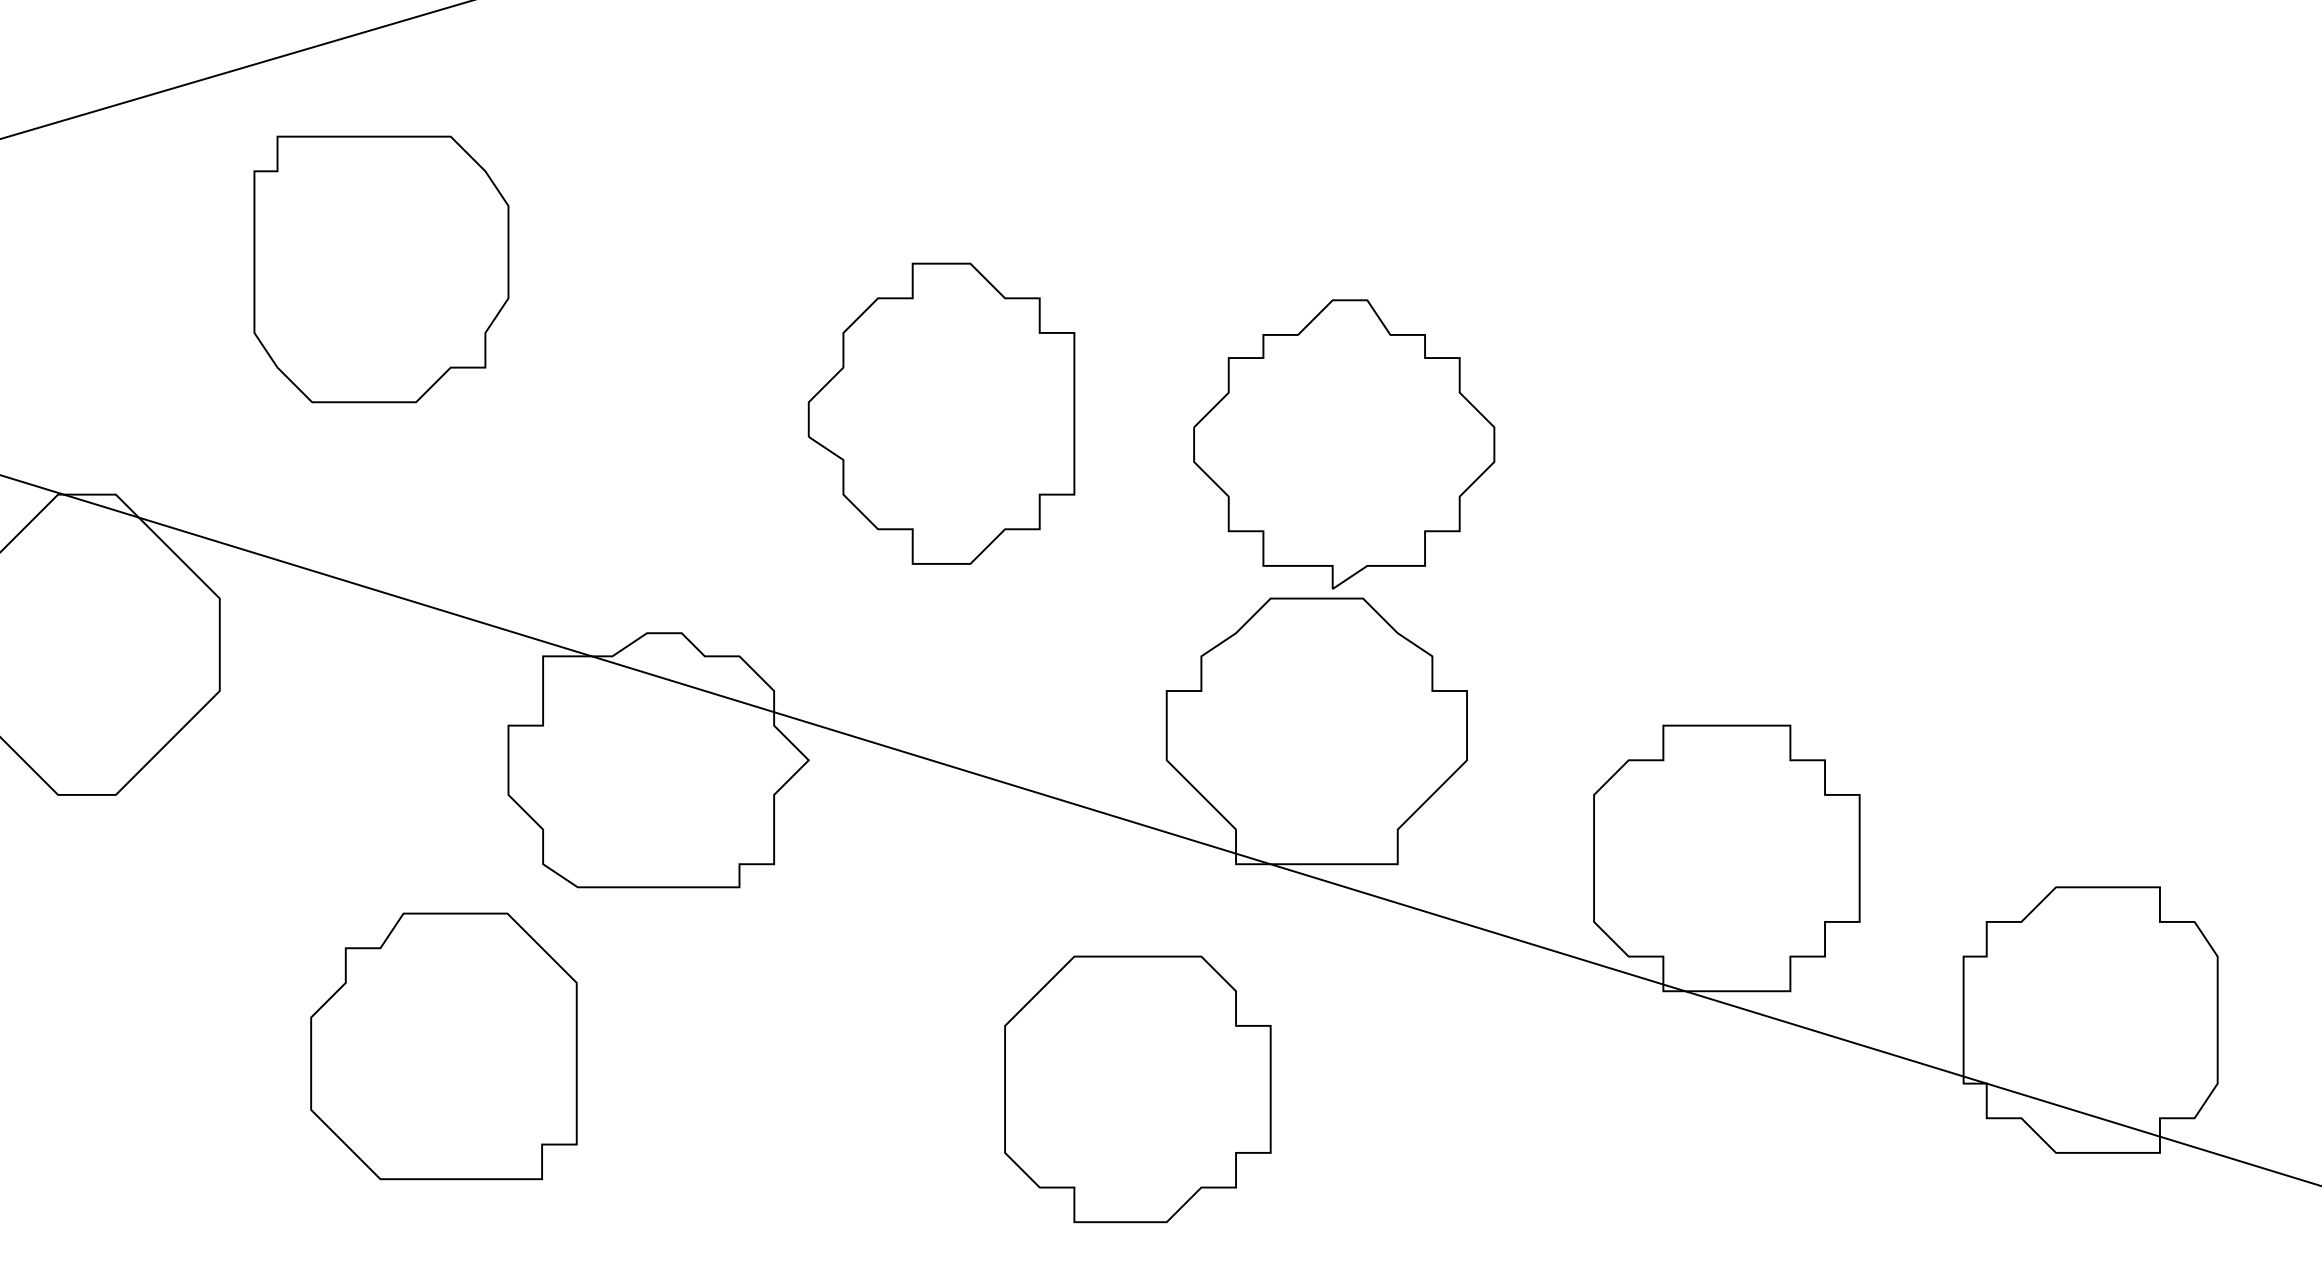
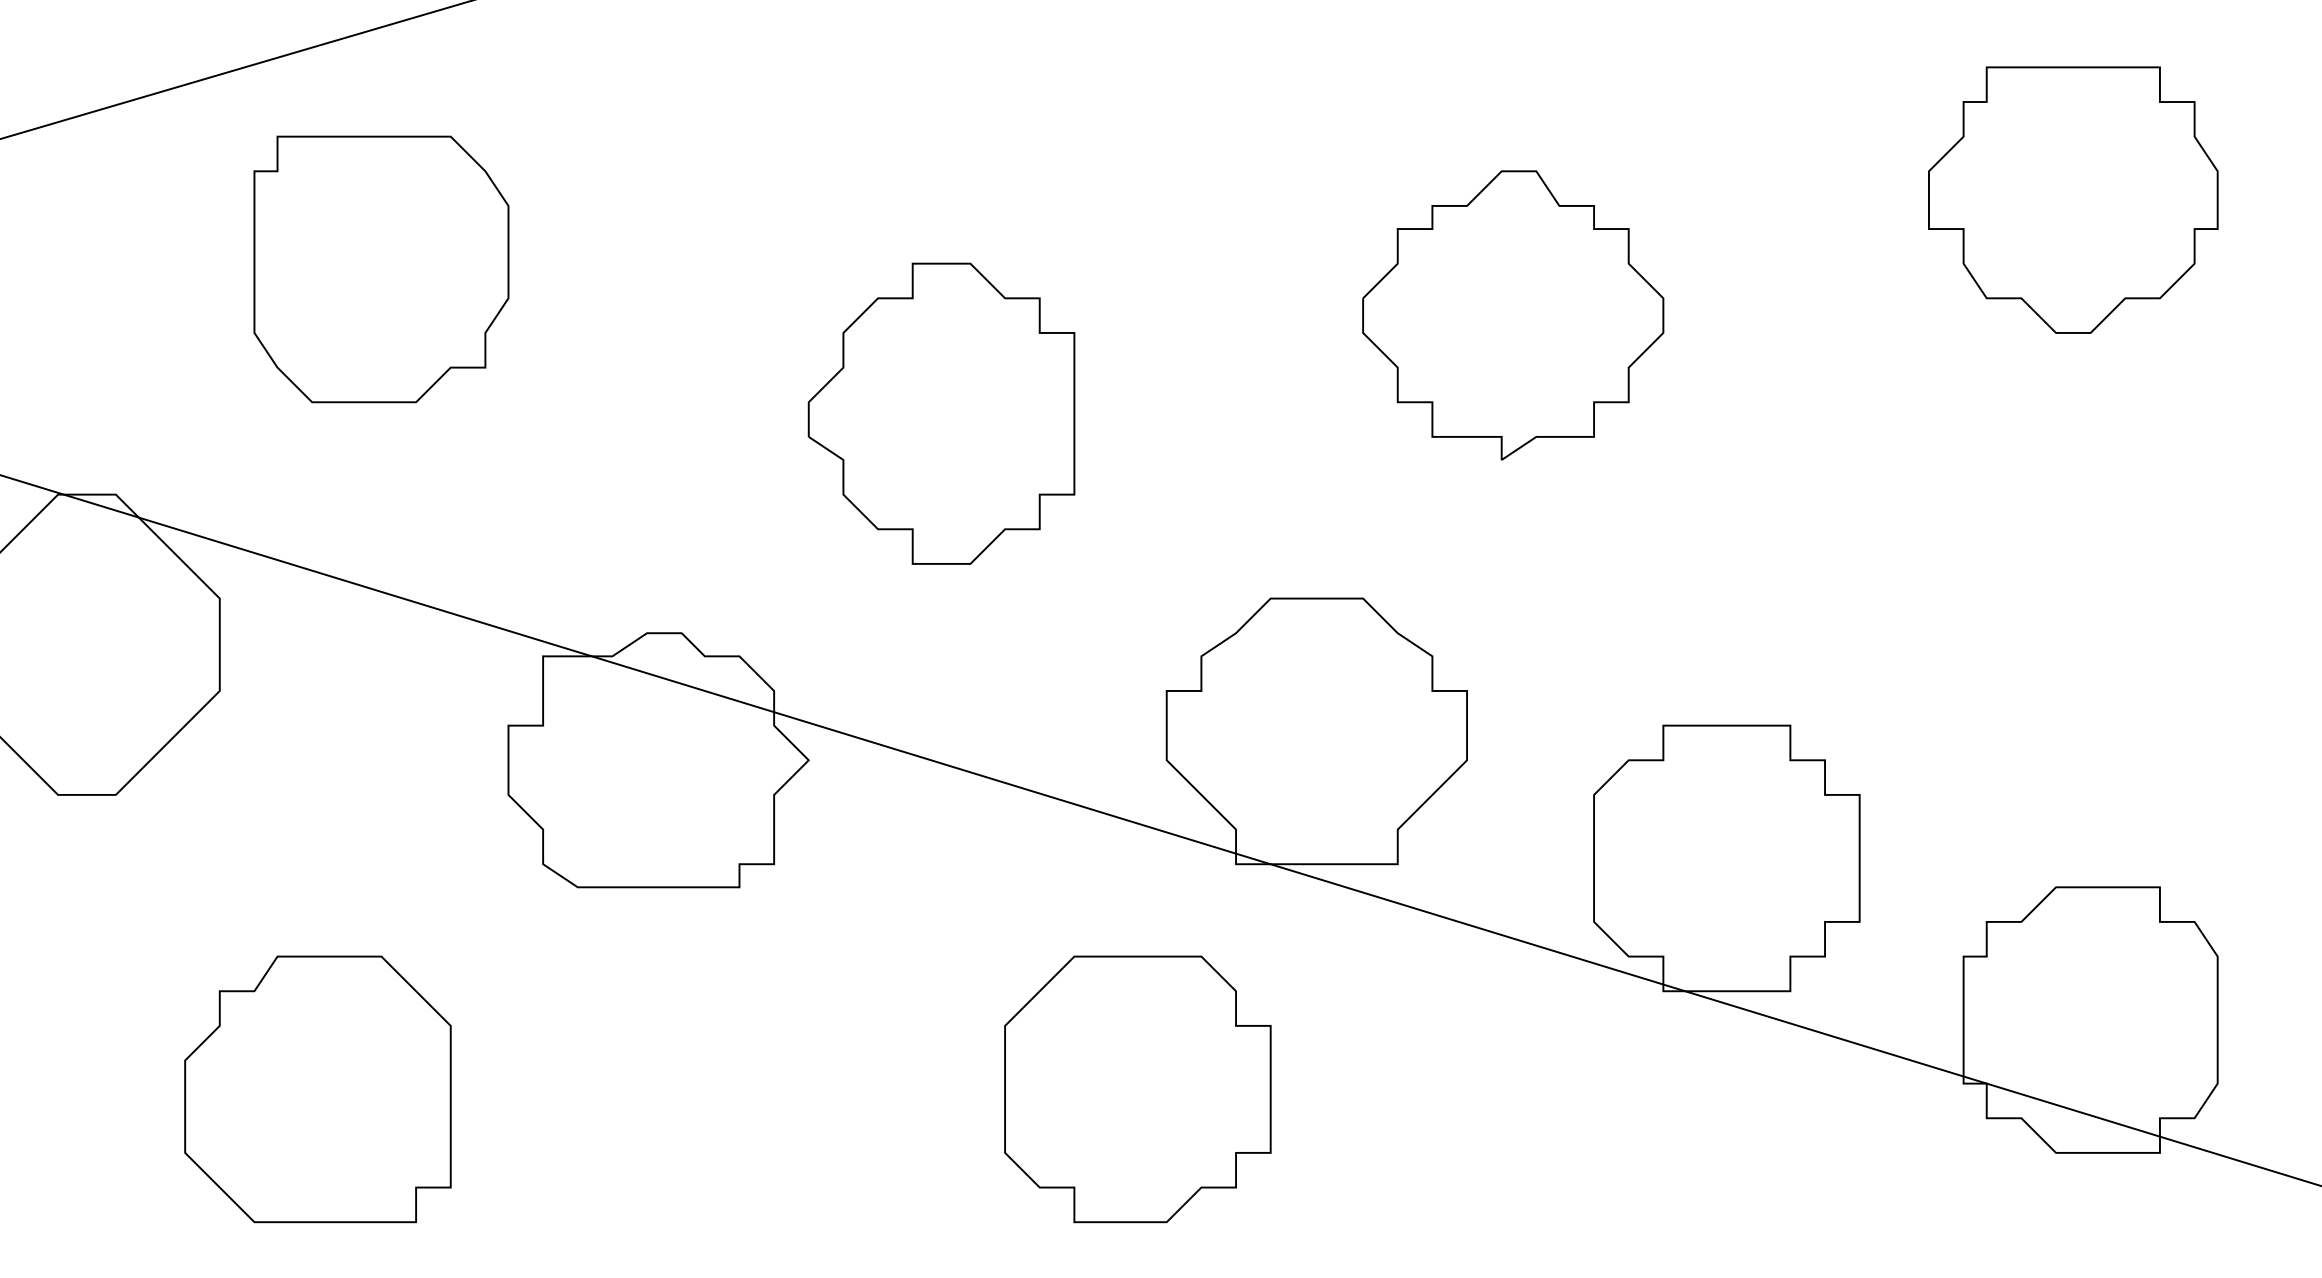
part: none -> present (2073, 199)
part position: (1344, 444) -> (1513, 315) (1513, 315)
part position: (443, 1046) -> (317, 1089) (317, 1089)
